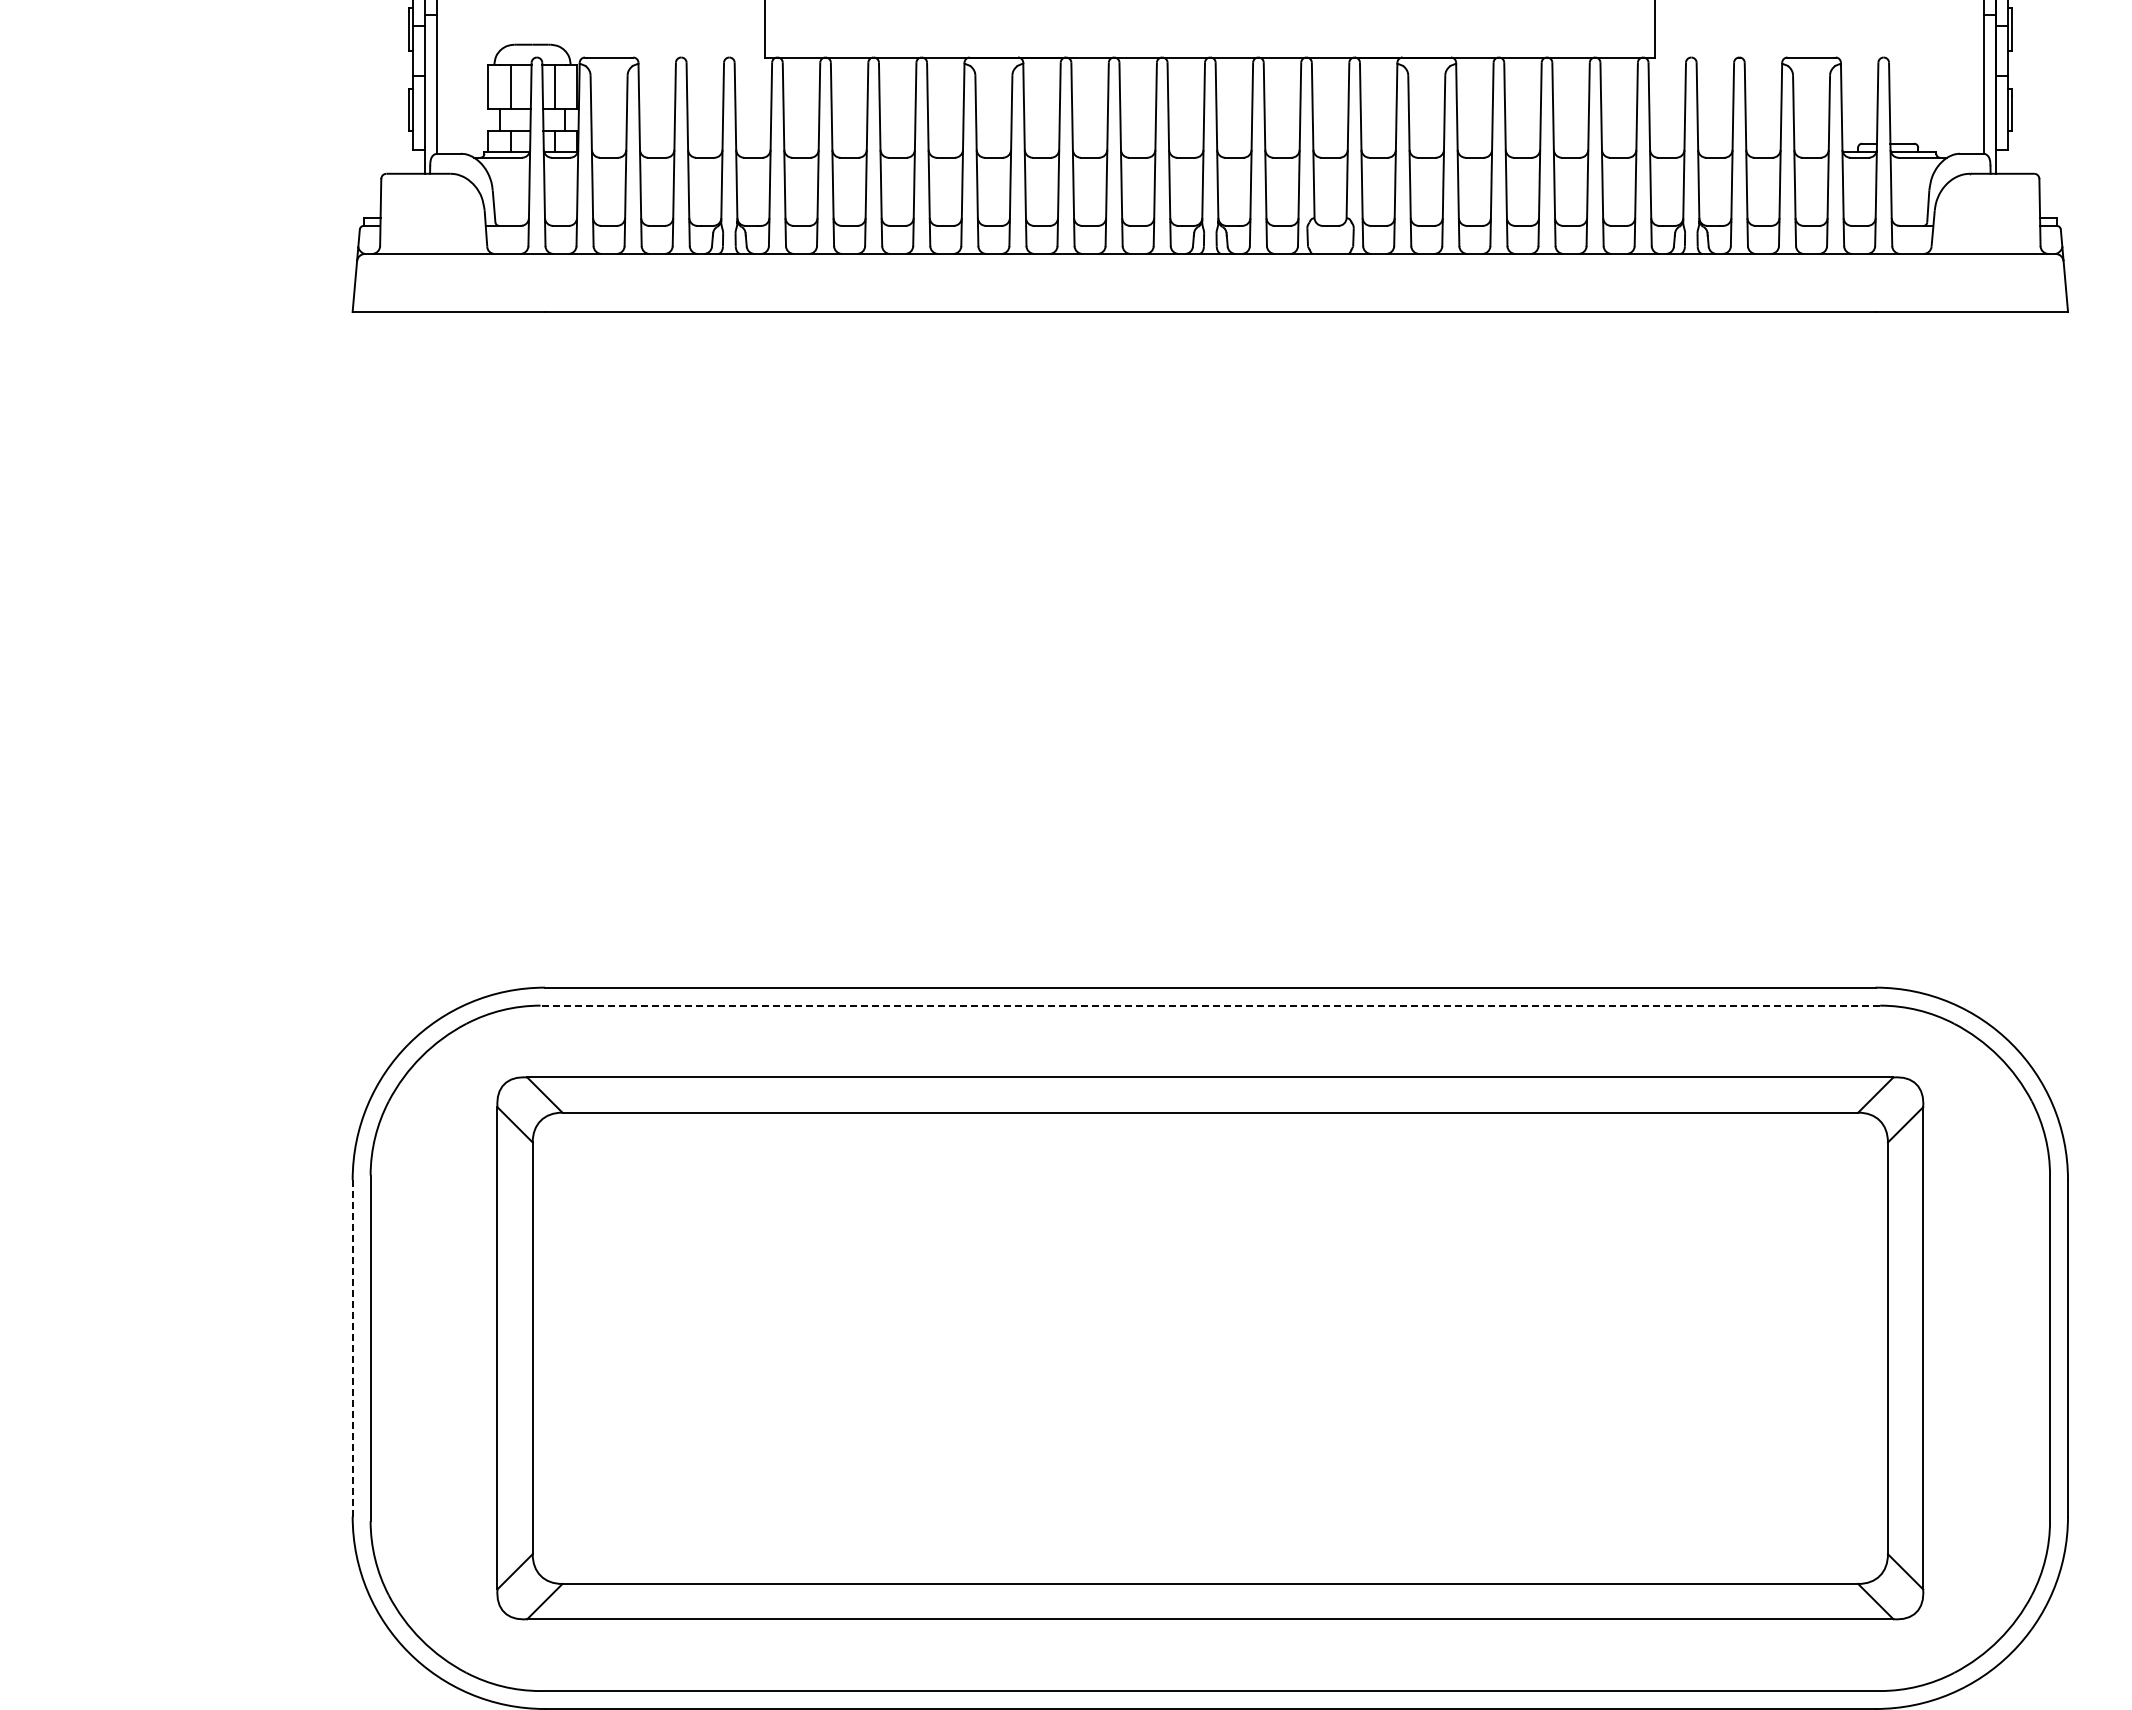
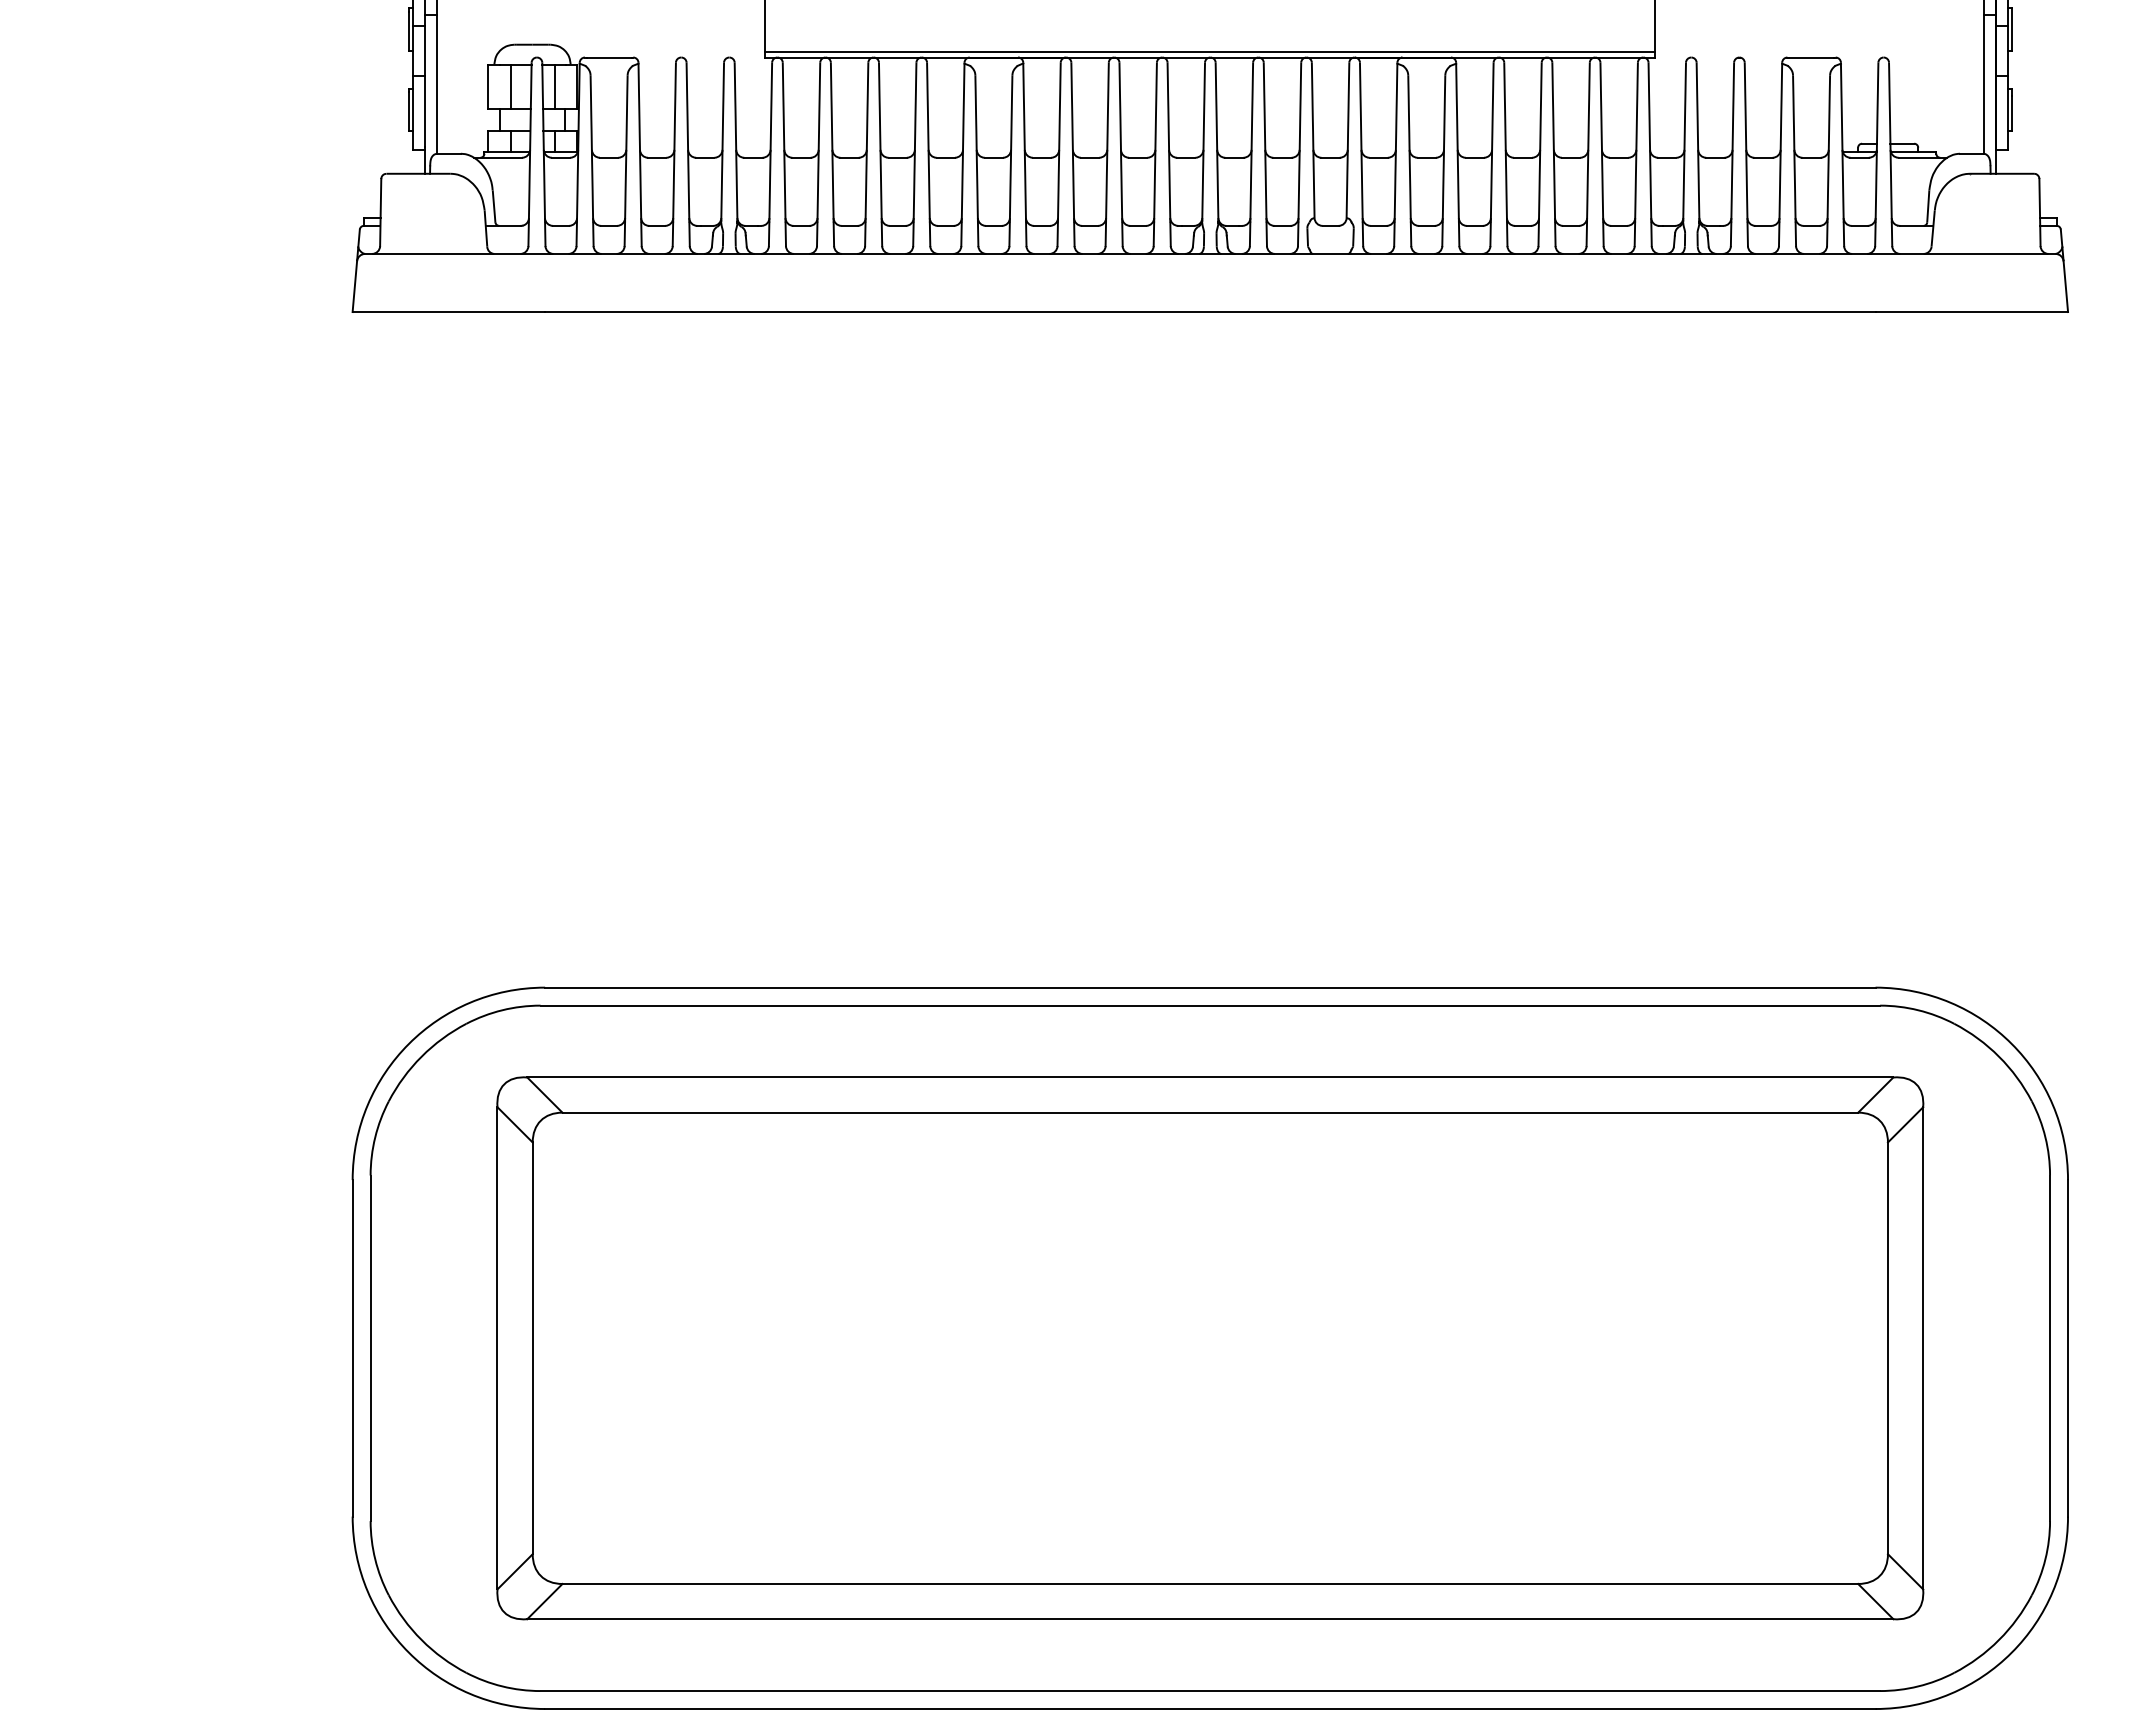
line: none -> present (1210, 51)
line: dashed -> solid (1210, 1005)
line: dashed -> solid (352, 1348)
